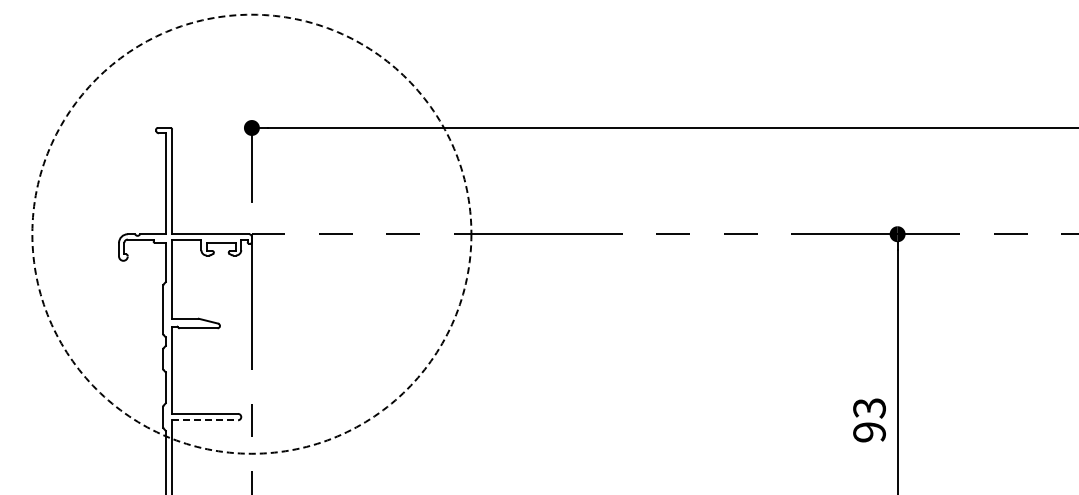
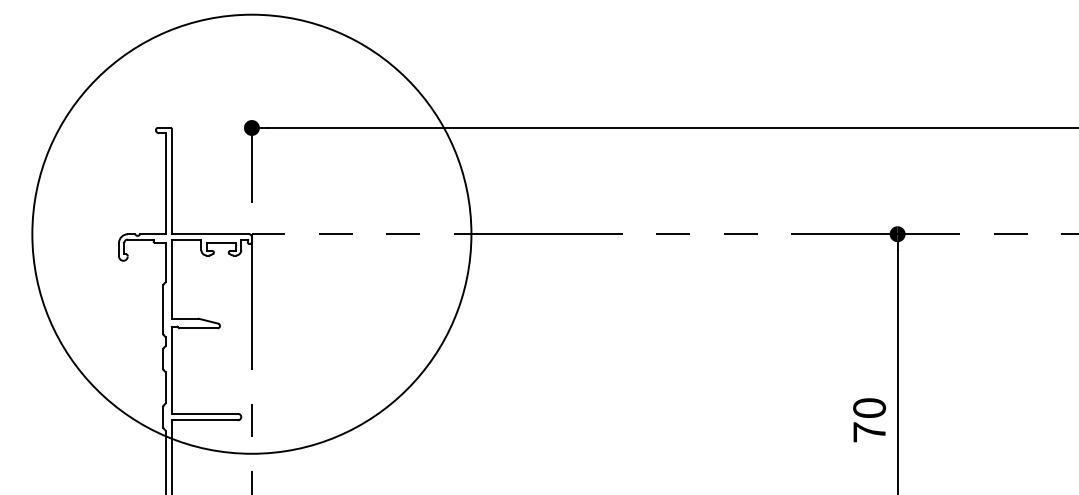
circle: dashed -> solid (251, 233)
line: dashed -> solid (205, 420)
text: 93 -> 70 (869, 420)
